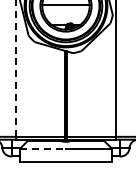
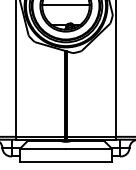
line: dashed -> solid (16, 68)
line: dashed -> solid (43, 148)
